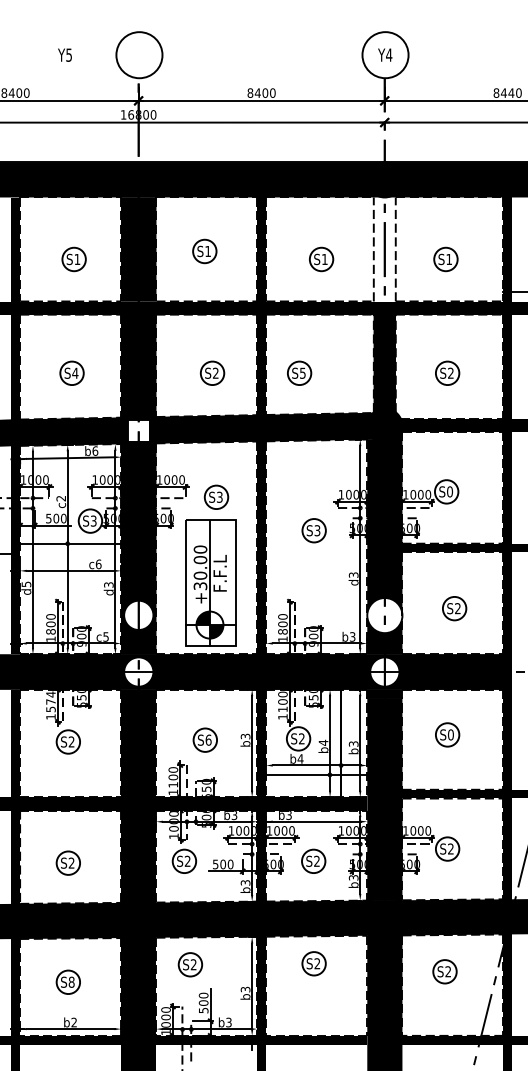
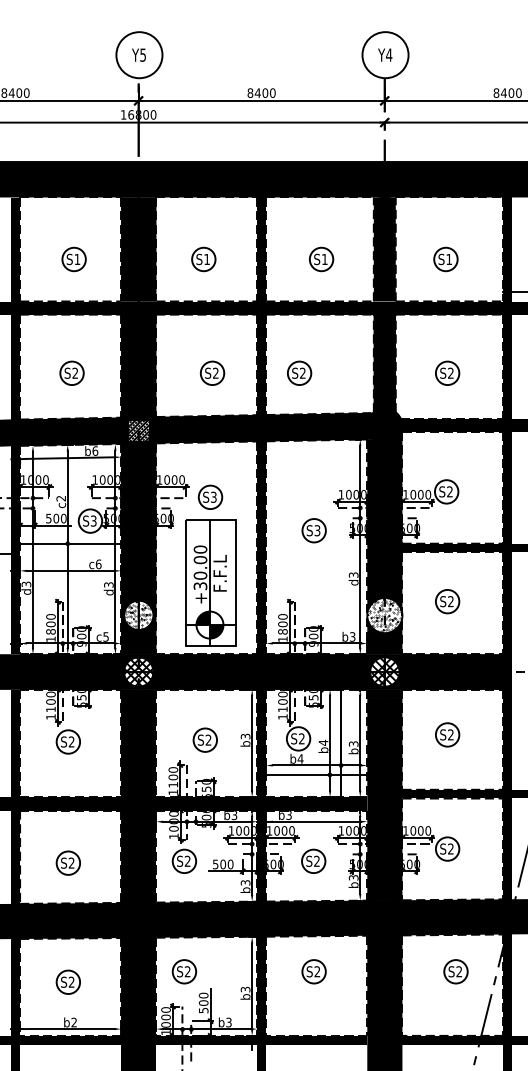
text position: (64, 54) -> (138, 54) (138, 54)
text: 8440 -> 8400 (511, 92)
fill: none -> present (384, 249)
part position: (204, 251) -> (203, 259) (203, 259)
text: S4 -> S2 (75, 372)
text: S5 -> S2 (302, 372)
hatch: none -> present (138, 430)
text: S0 -> S2 (449, 491)
part position: (216, 496) -> (210, 496) (210, 496)
text: d5 -> d3 (25, 583)
part position: (454, 608) -> (447, 601) (447, 601)
hatch: none -> present (138, 615)
hatch: none -> present (384, 615)
hatch: none -> present (138, 671)
hatch: none -> present (384, 672)
text: 1574 -> 1100 (50, 701)
text: S0 -> S2 (450, 734)
text: S6 -> S2 (208, 739)
part position: (313, 963) -> (313, 971) (313, 971)
part position: (190, 964) -> (184, 971) (184, 971)
part position: (444, 971) -> (455, 971) (455, 971)
text: S8 -> S2 (71, 981)
